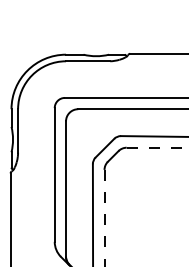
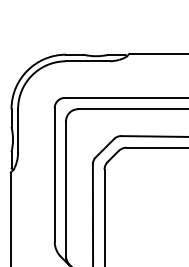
line: dashed -> solid (157, 147)
line: dashed -> solid (104, 218)
